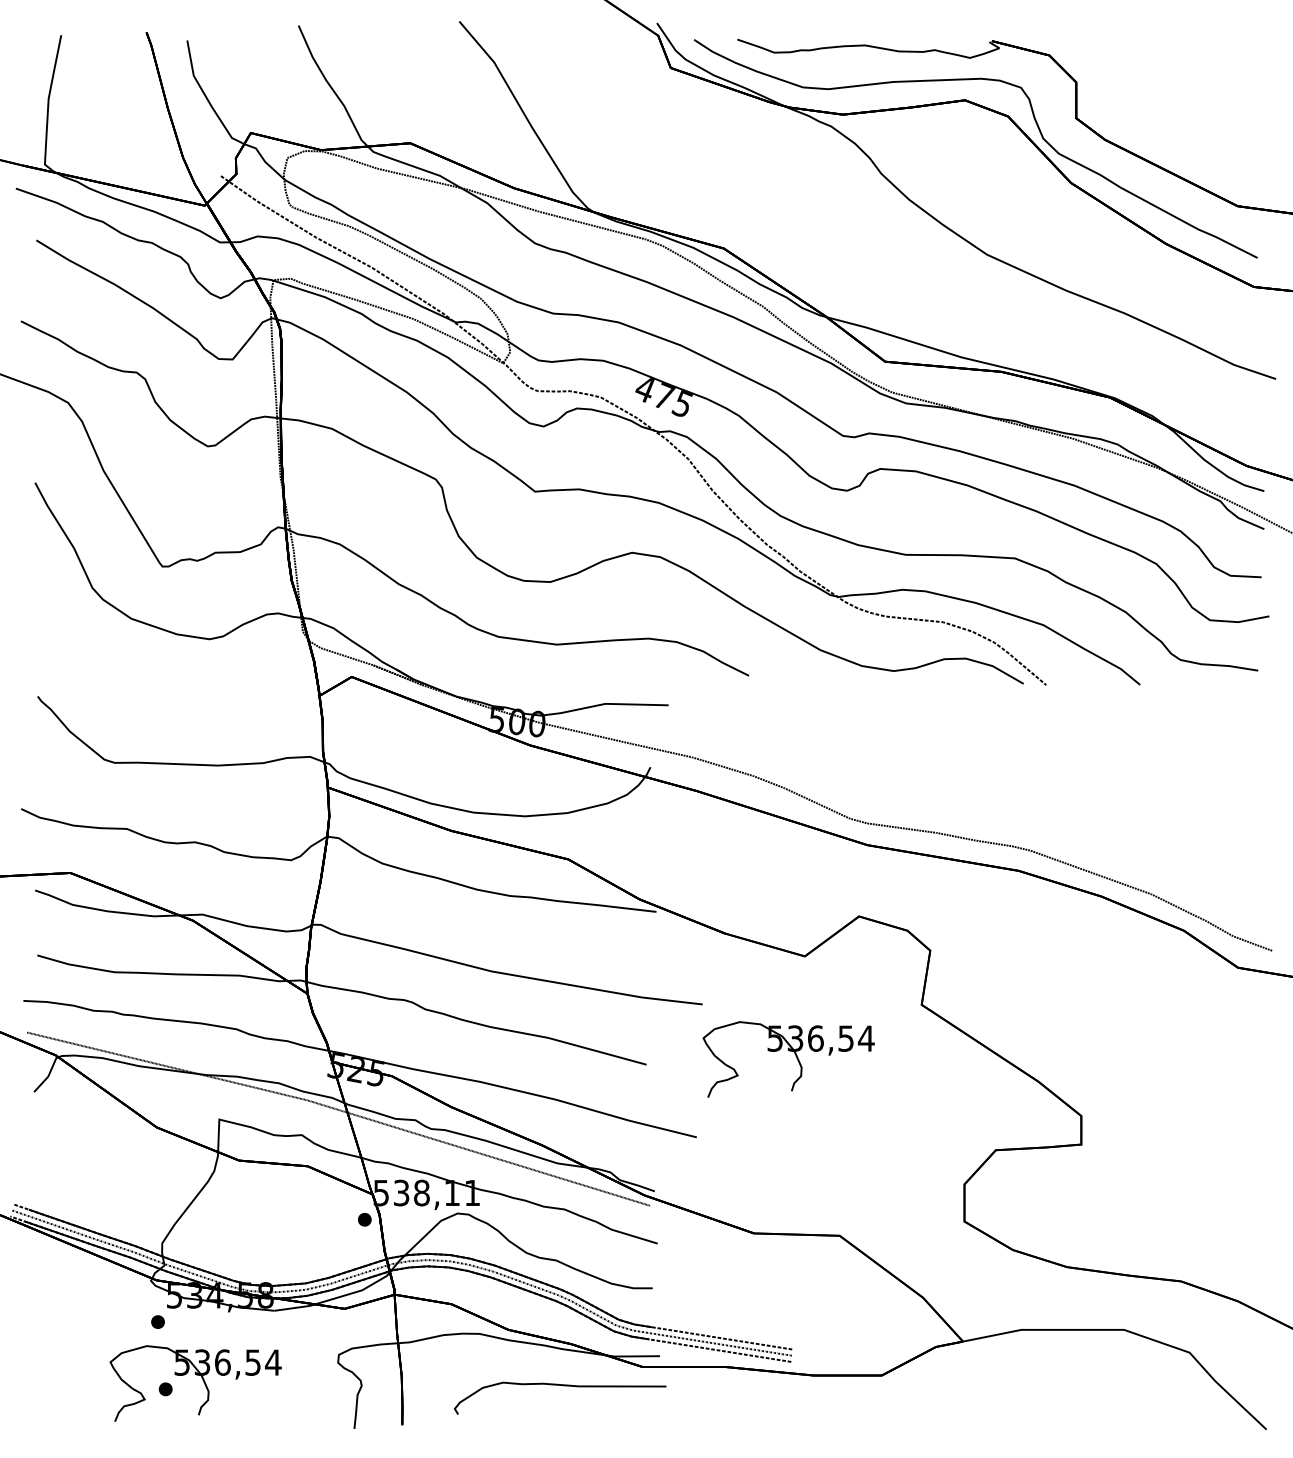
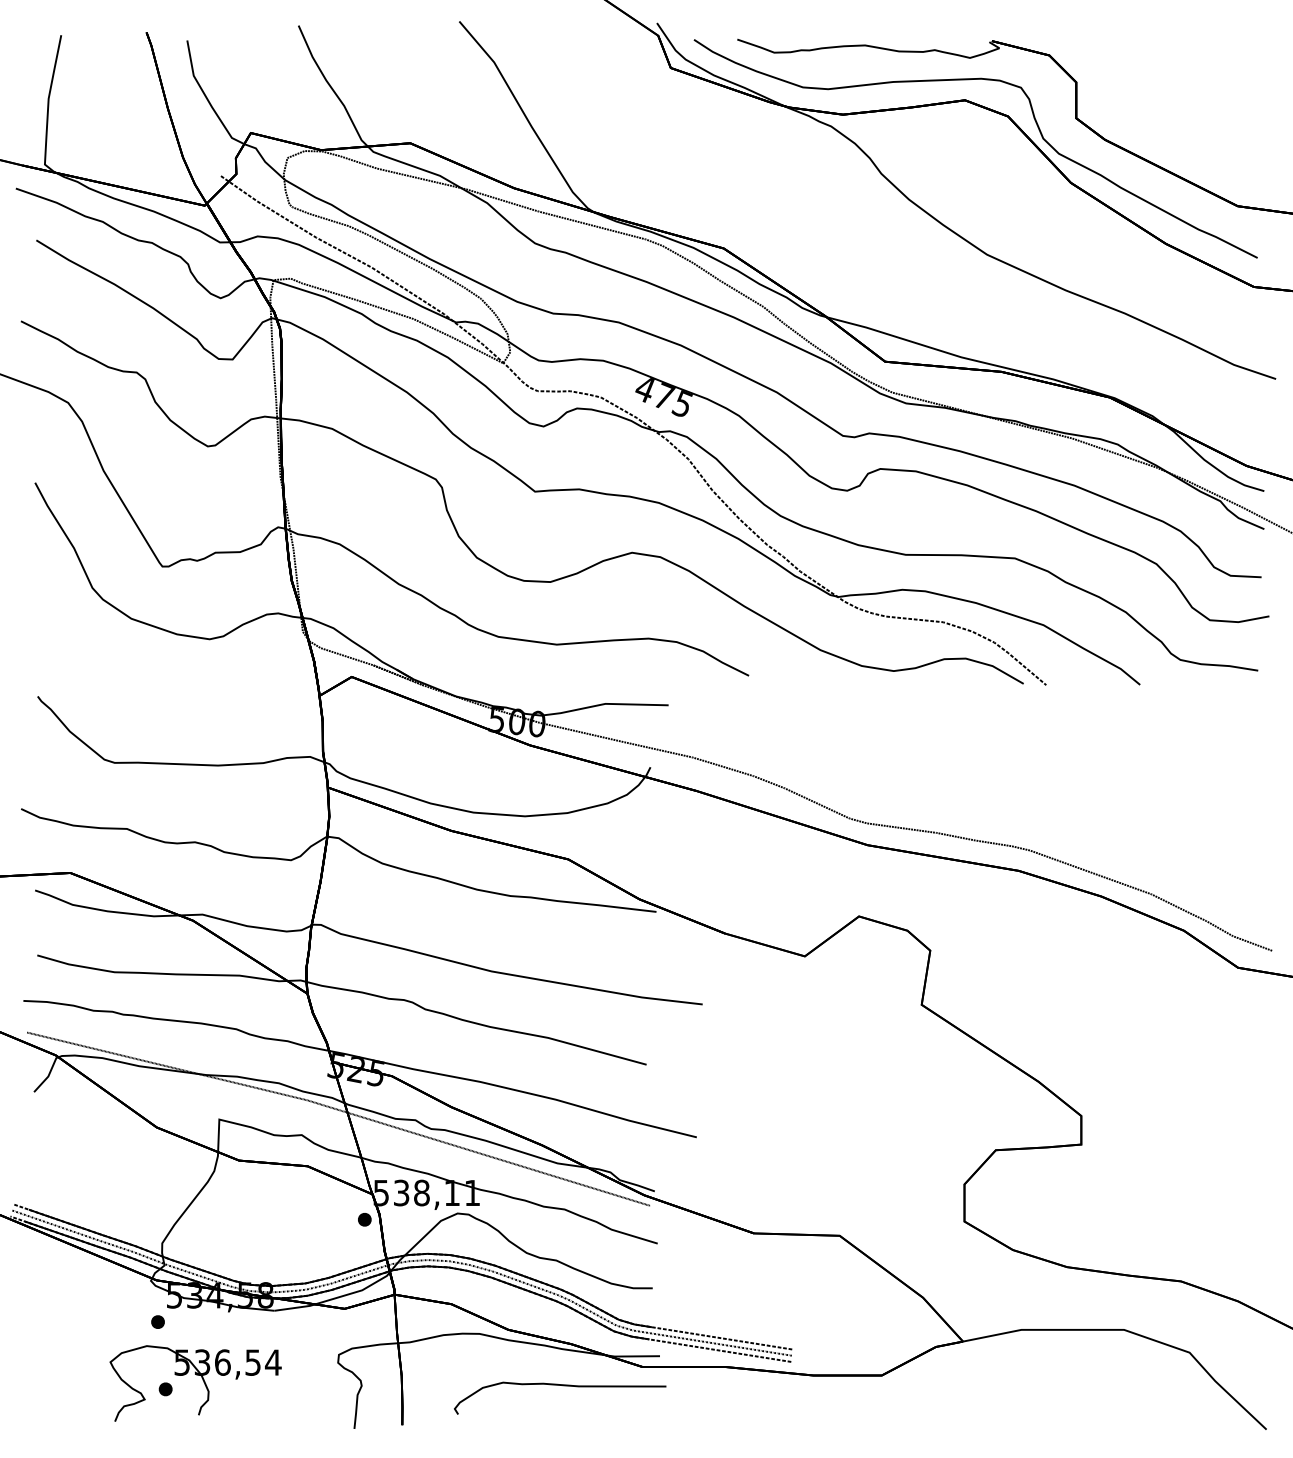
part: present -> none (795, 1056)
